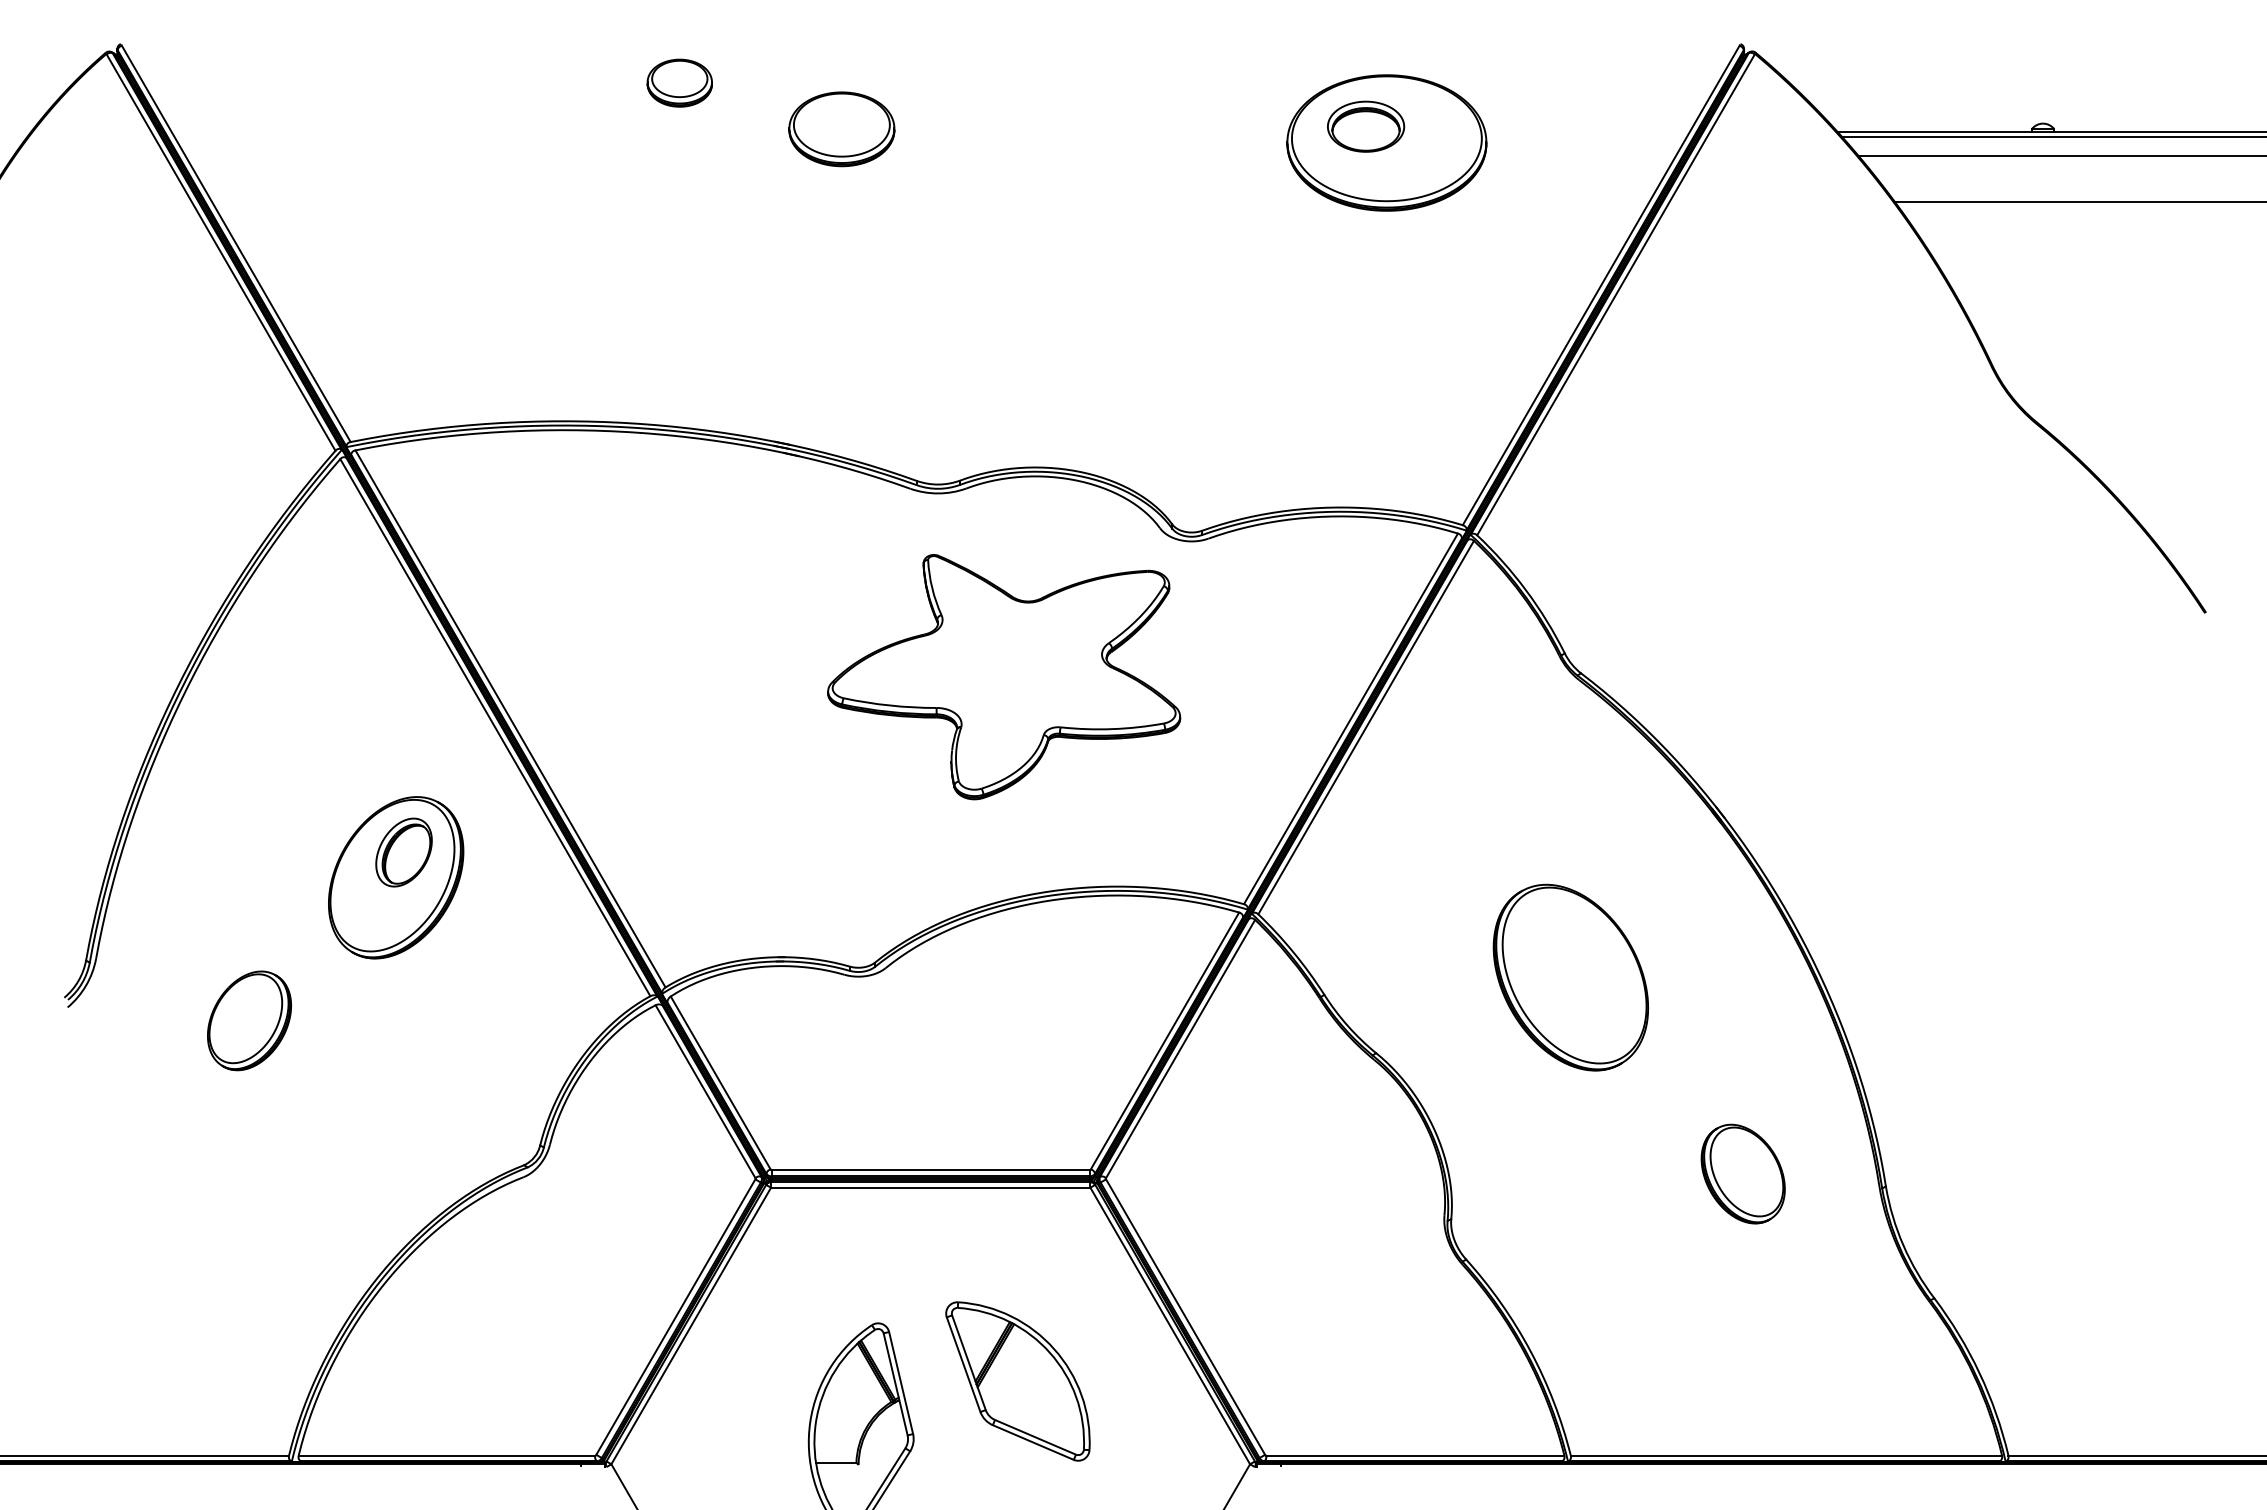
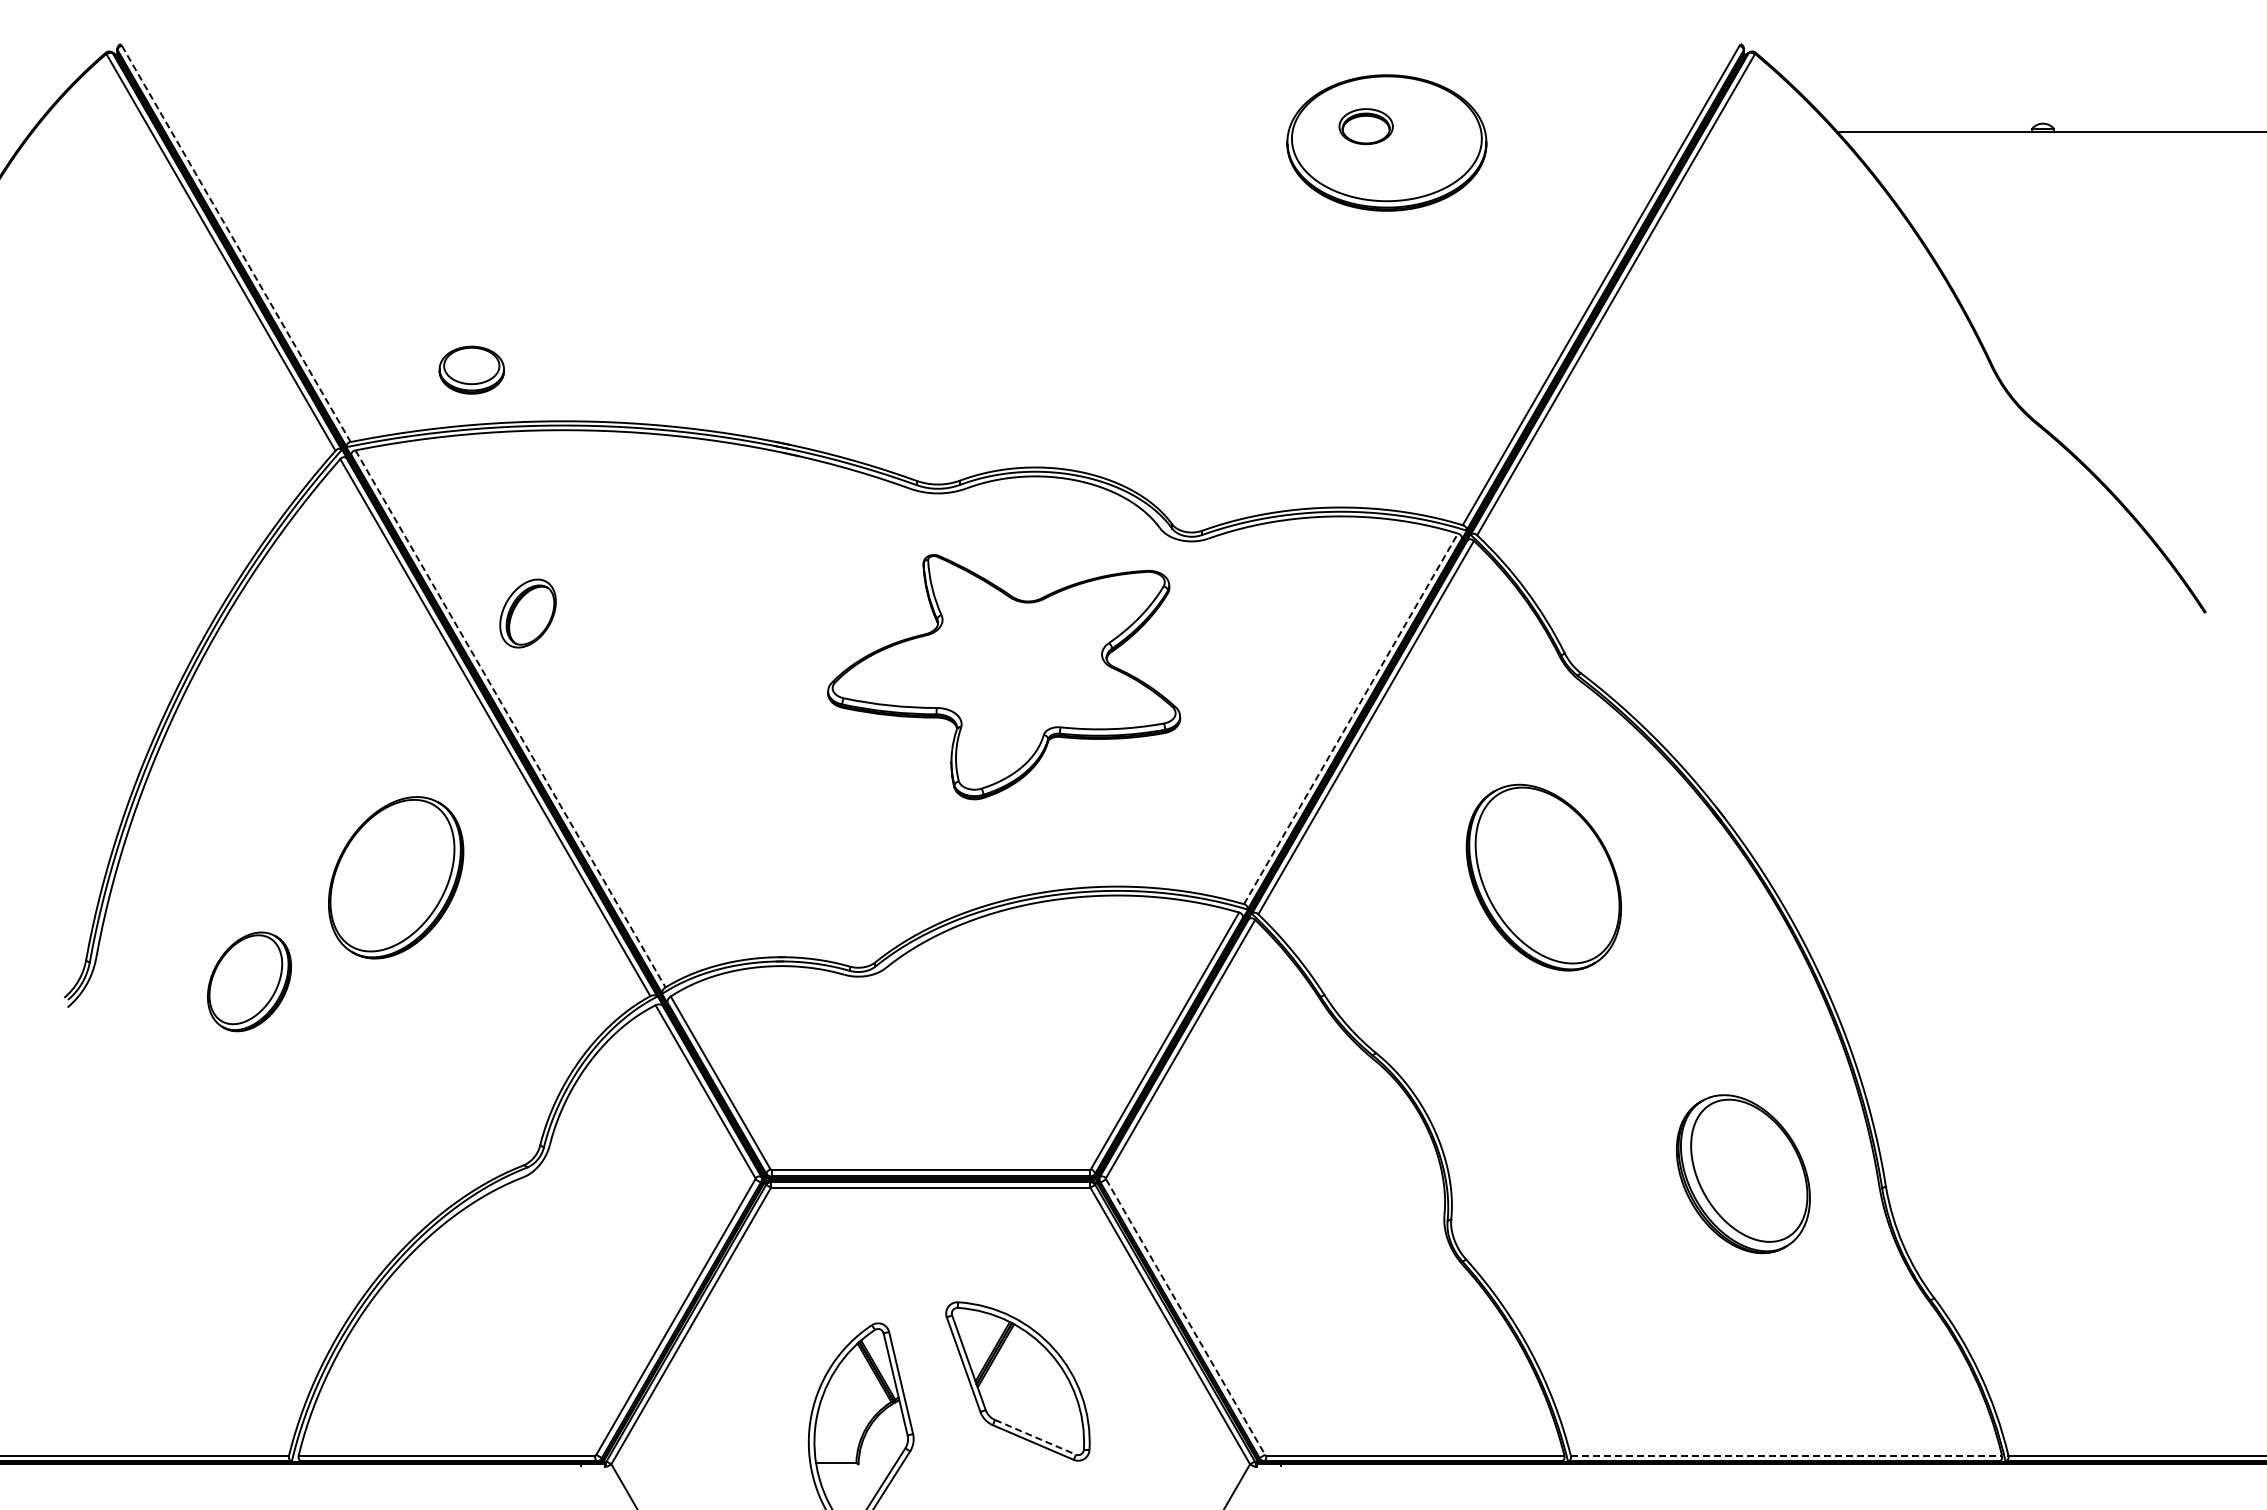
part position: (679, 82) -> (471, 369) (471, 369)
part size: 79x53 px -> 56x38 px (1365, 126)
part: present -> none (841, 129)
line: present -> none (2052, 137)
line: present -> none (2060, 156)
line: present -> none (2078, 201)
line: solid -> dashed (236, 243)
line: solid -> dashed (1350, 718)
line: solid -> dashed (510, 719)
part position: (403, 852) -> (527, 613) (527, 613)
part position: (1570, 977) -> (1543, 877) (1543, 877)
part position: (249, 1020) -> (249, 981) (249, 981)
part size: 86x102 px -> 136x161 px (1742, 1174)
line: solid -> dashed (1185, 1317)
line: solid -> dashed (1036, 1437)
line: solid -> dashed (1786, 1455)
